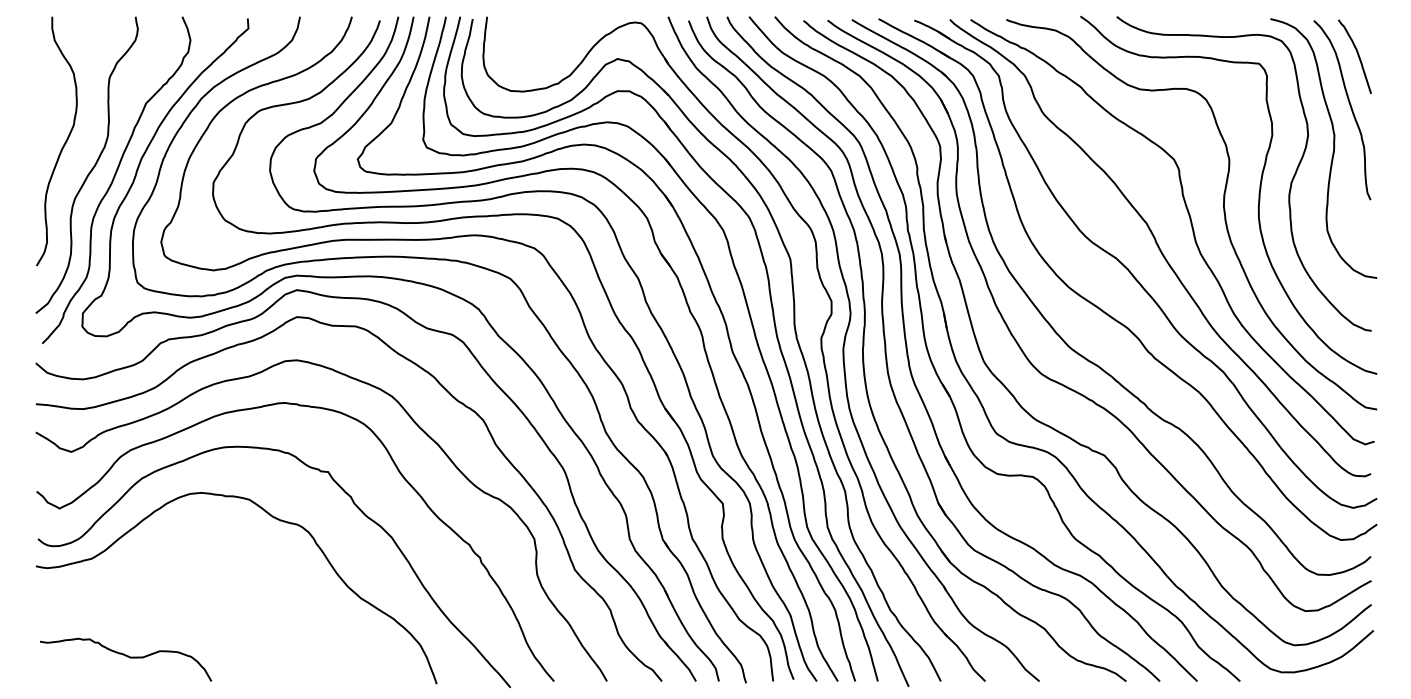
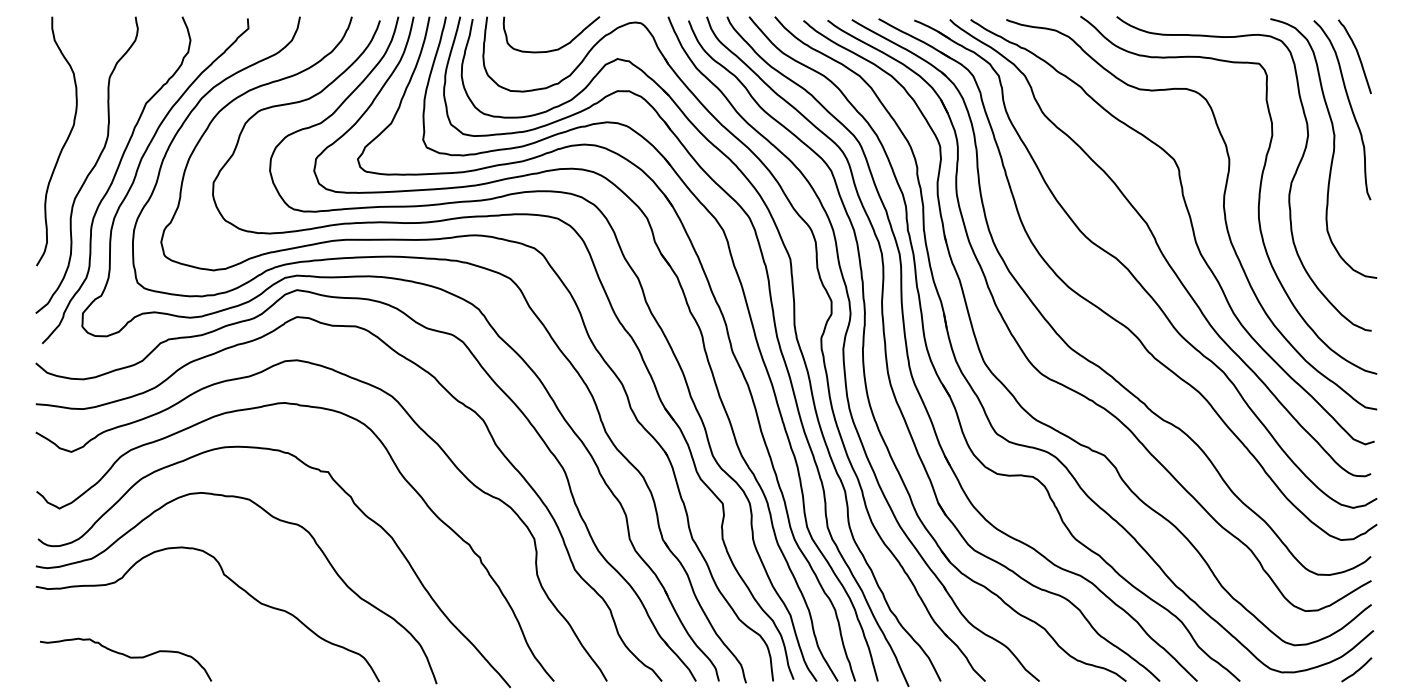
curve: none -> present (552, 49)
curve: none -> present (234, 584)
curve: none -> present (1357, 669)
